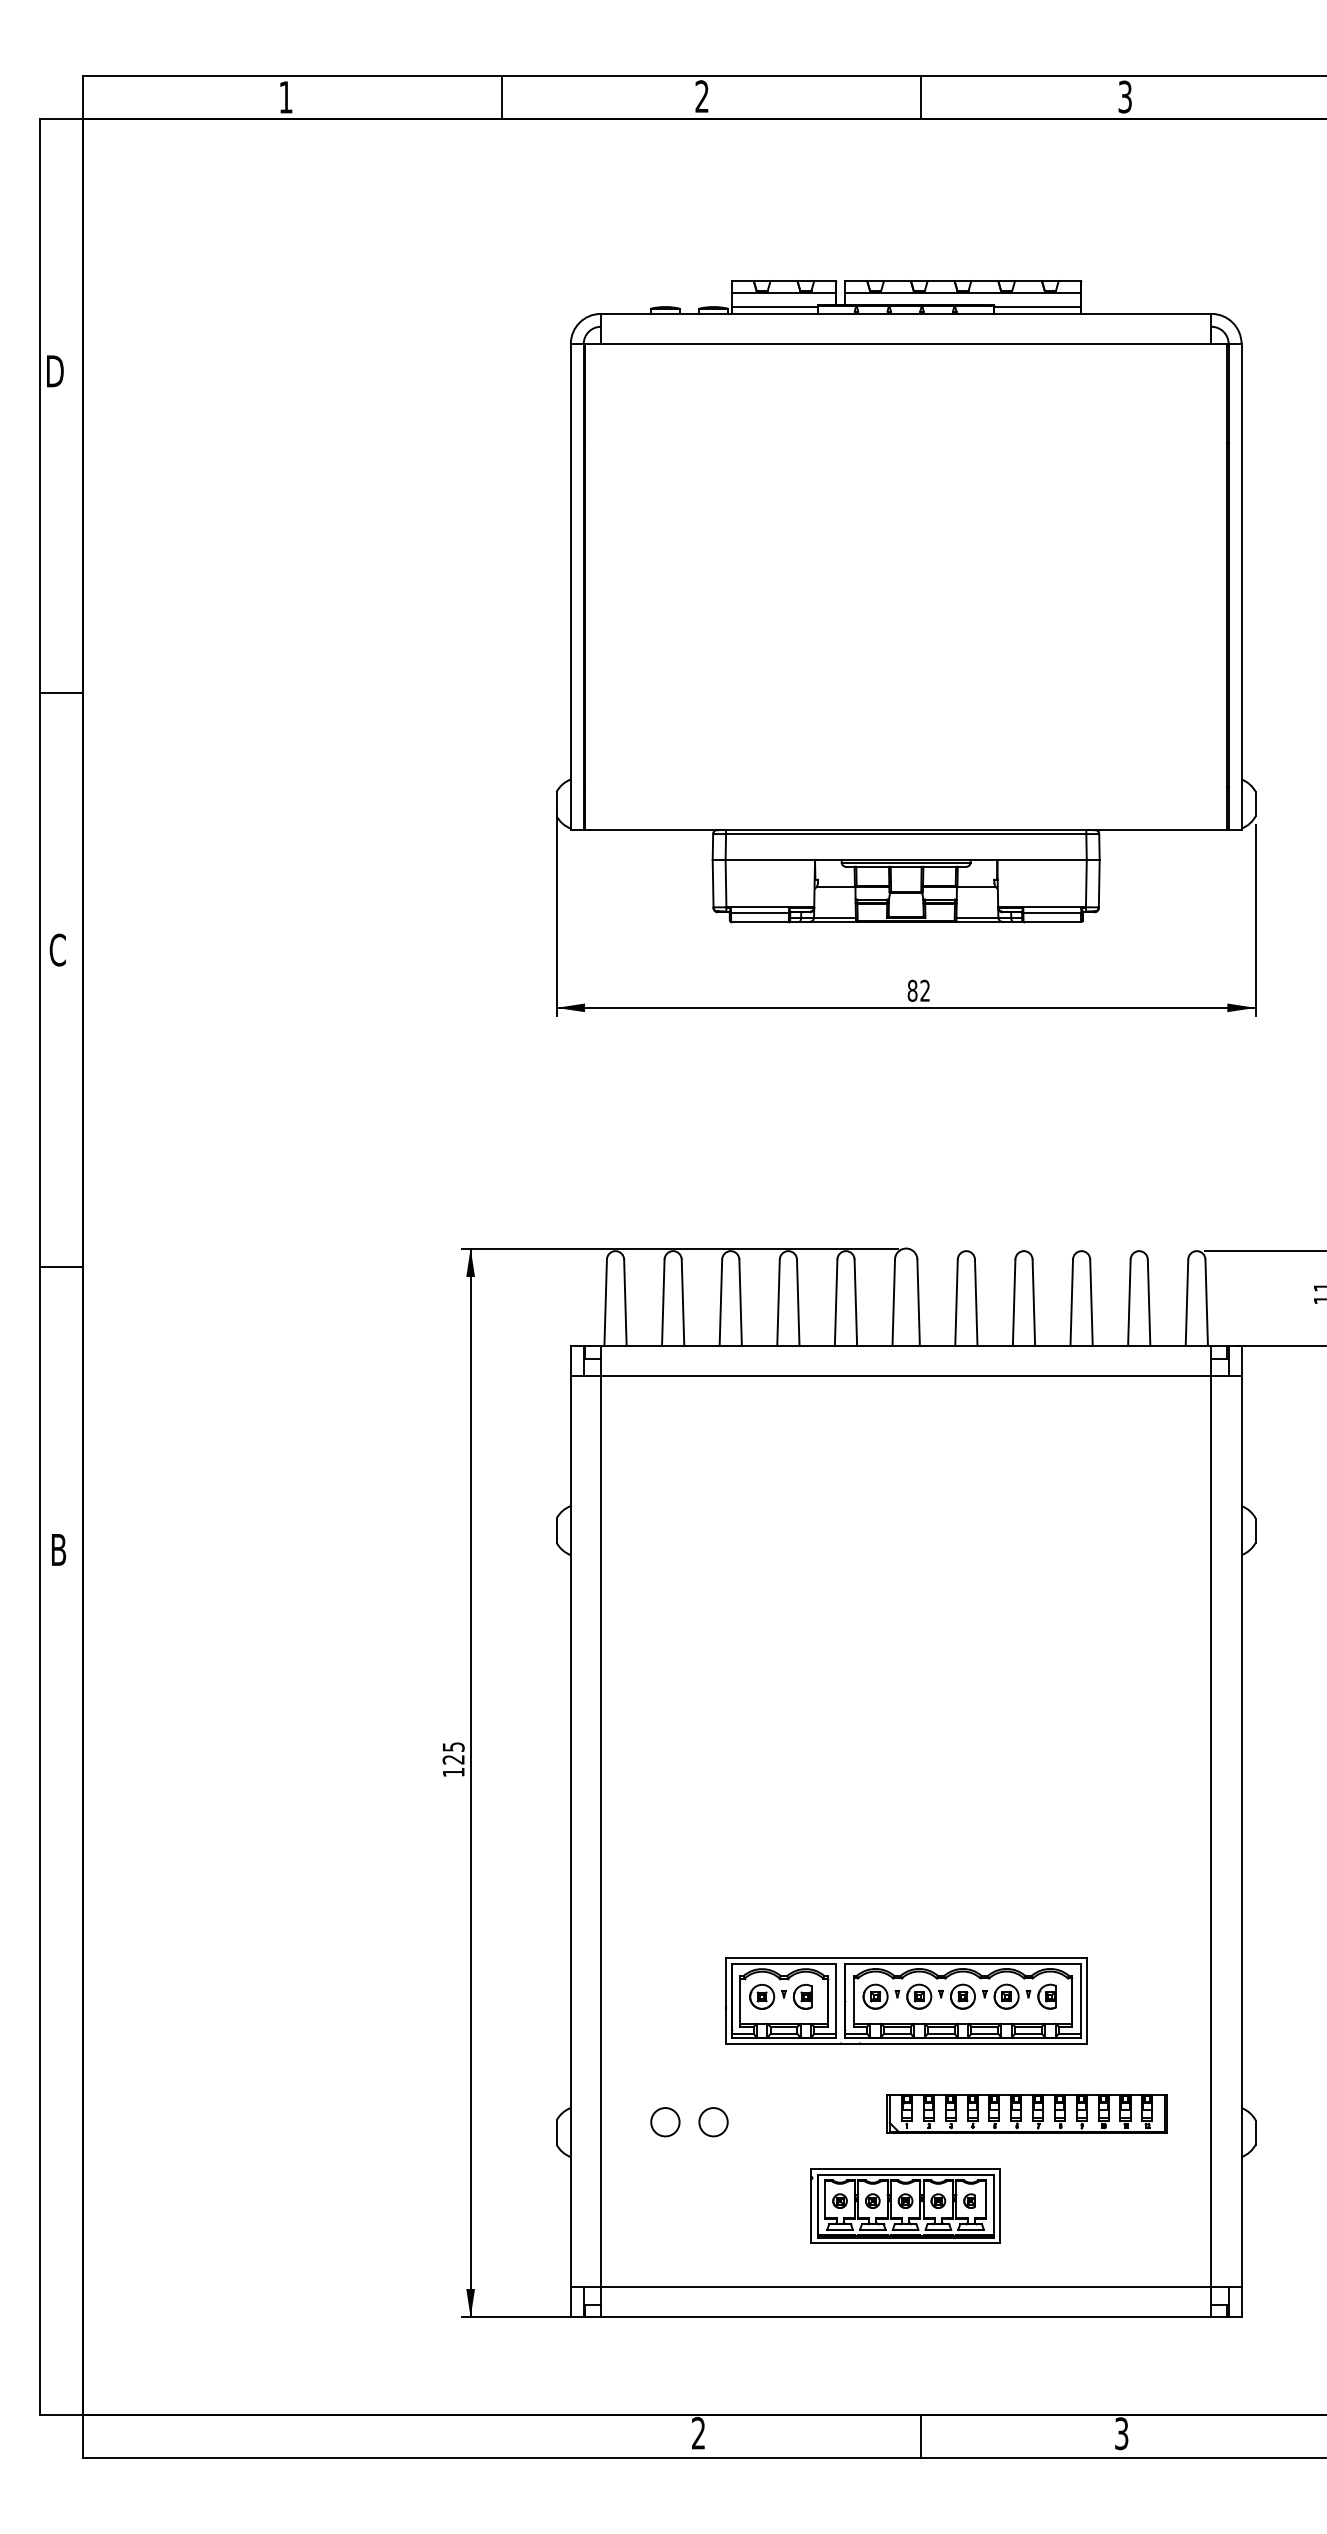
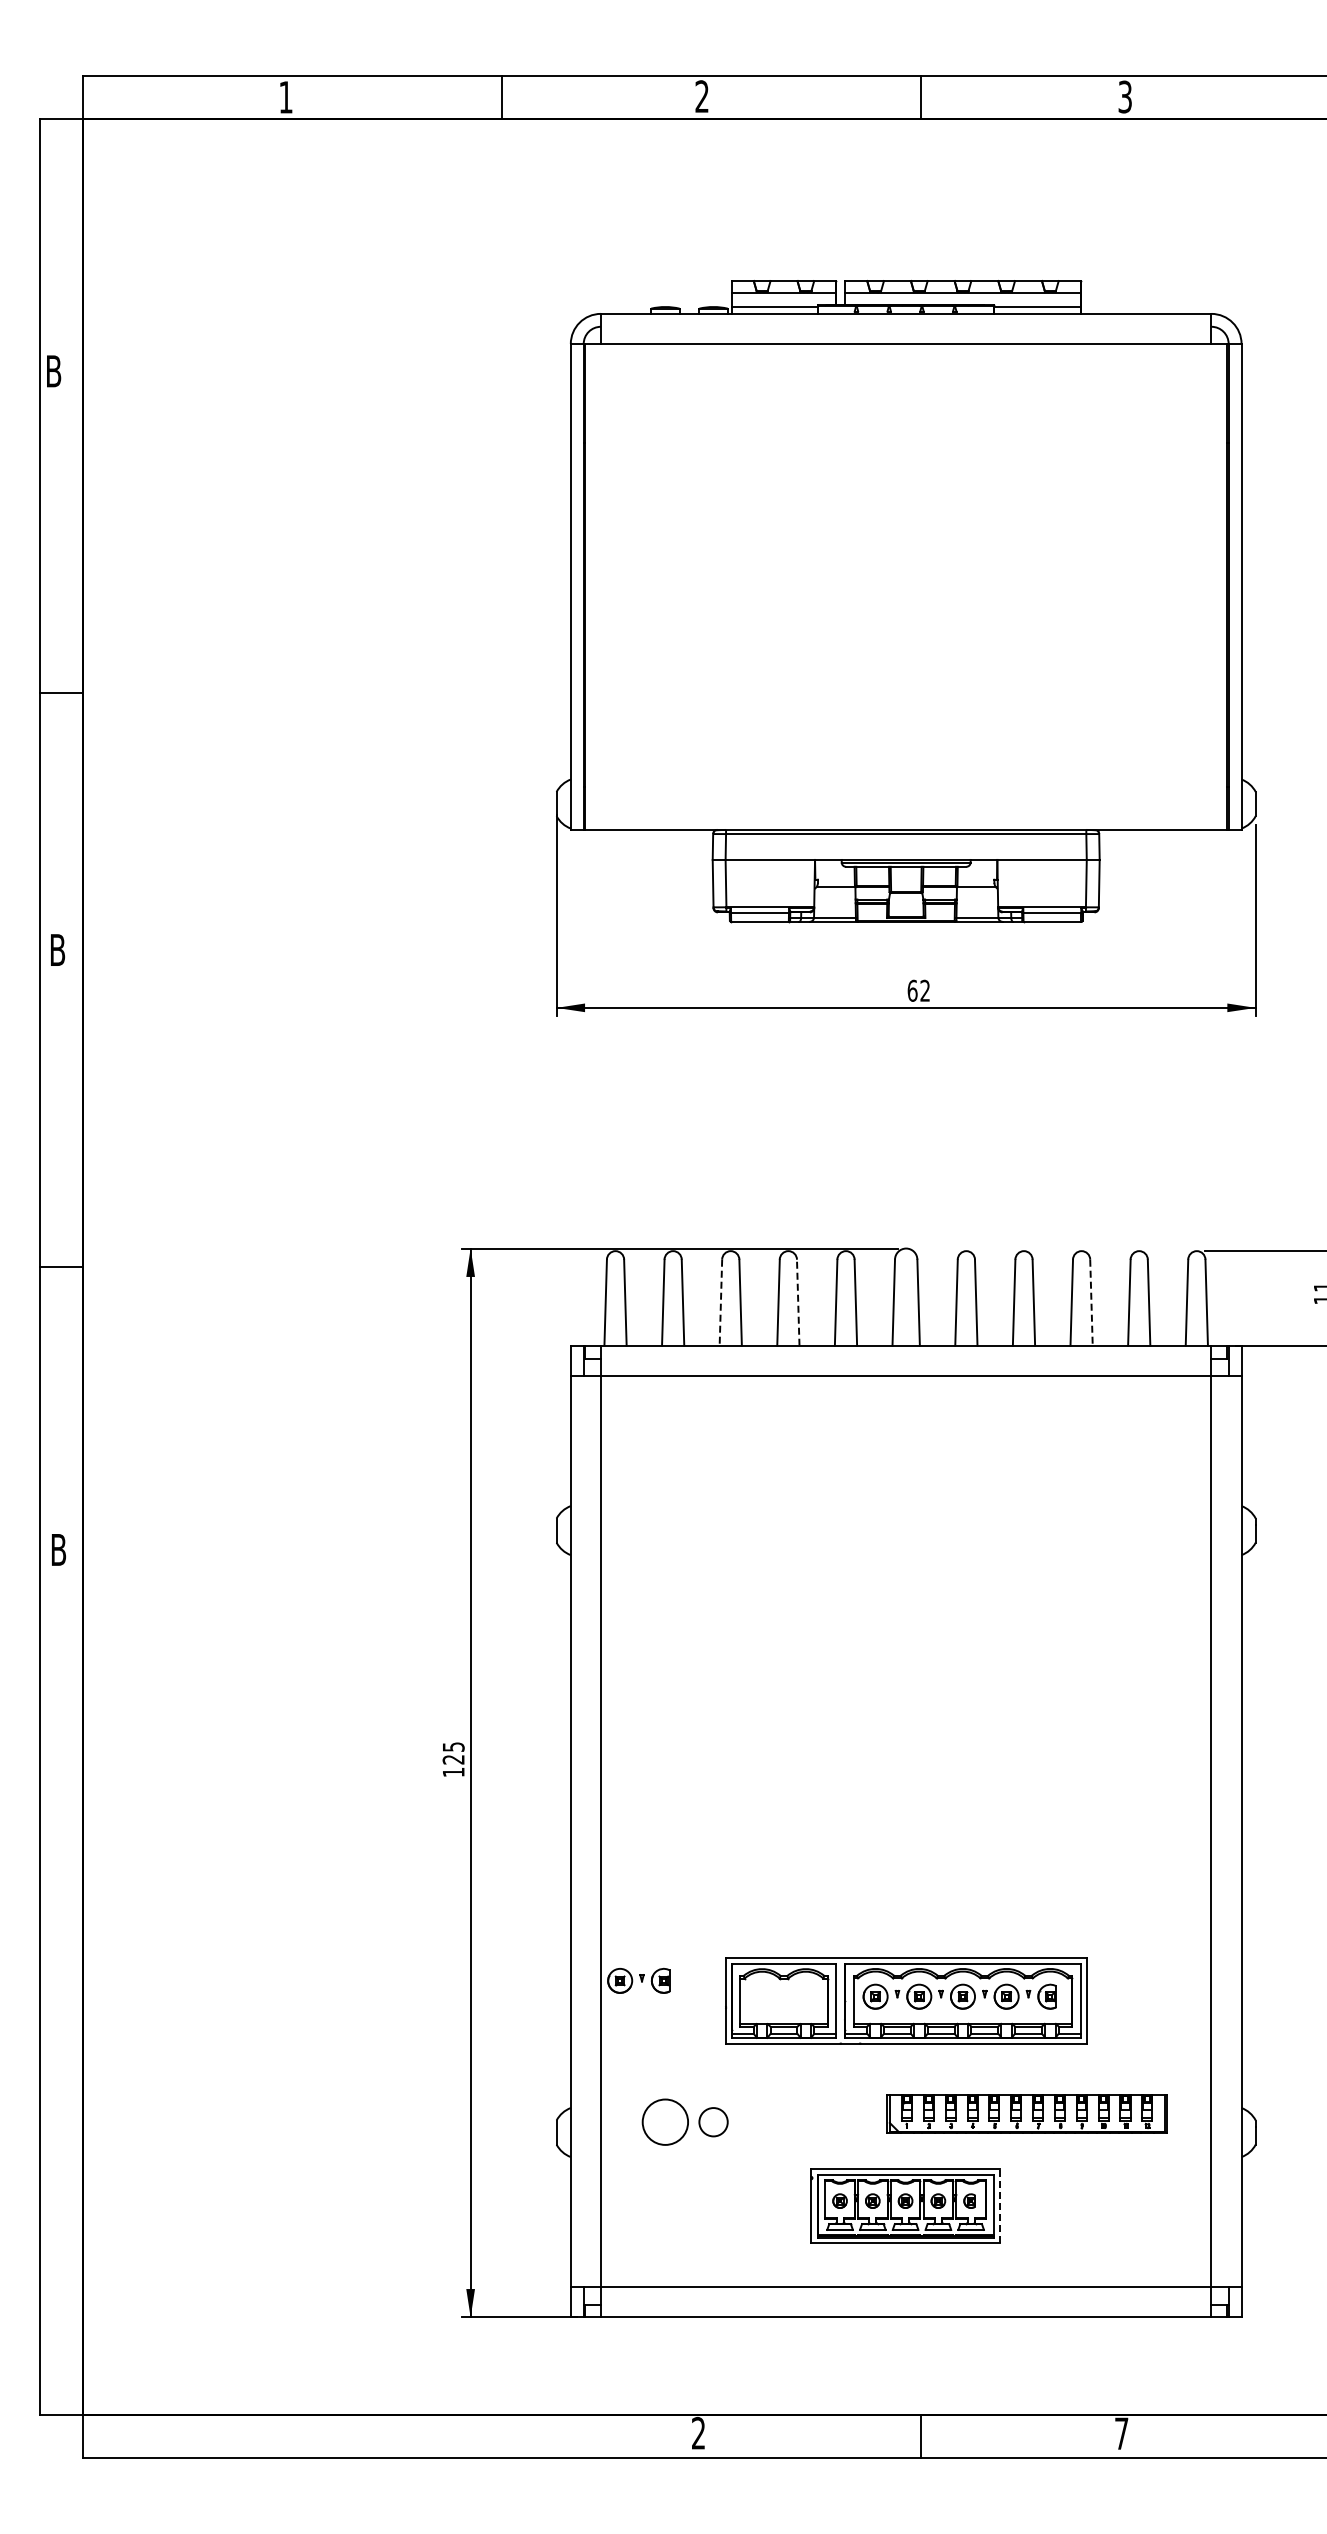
text: D -> B (56, 371)
text: C -> B (57, 949)
text: 82 -> 62 (912, 990)
line: solid -> dashed (798, 1302)
line: solid -> dashed (720, 1303)
line: solid -> dashed (1091, 1303)
part position: (780, 1996) -> (638, 1980) (638, 1980)
circle diameter: 28 px -> 45 px (665, 2121)
line: solid -> dashed (999, 2205)
text: 3 -> 7 (1121, 2433)
